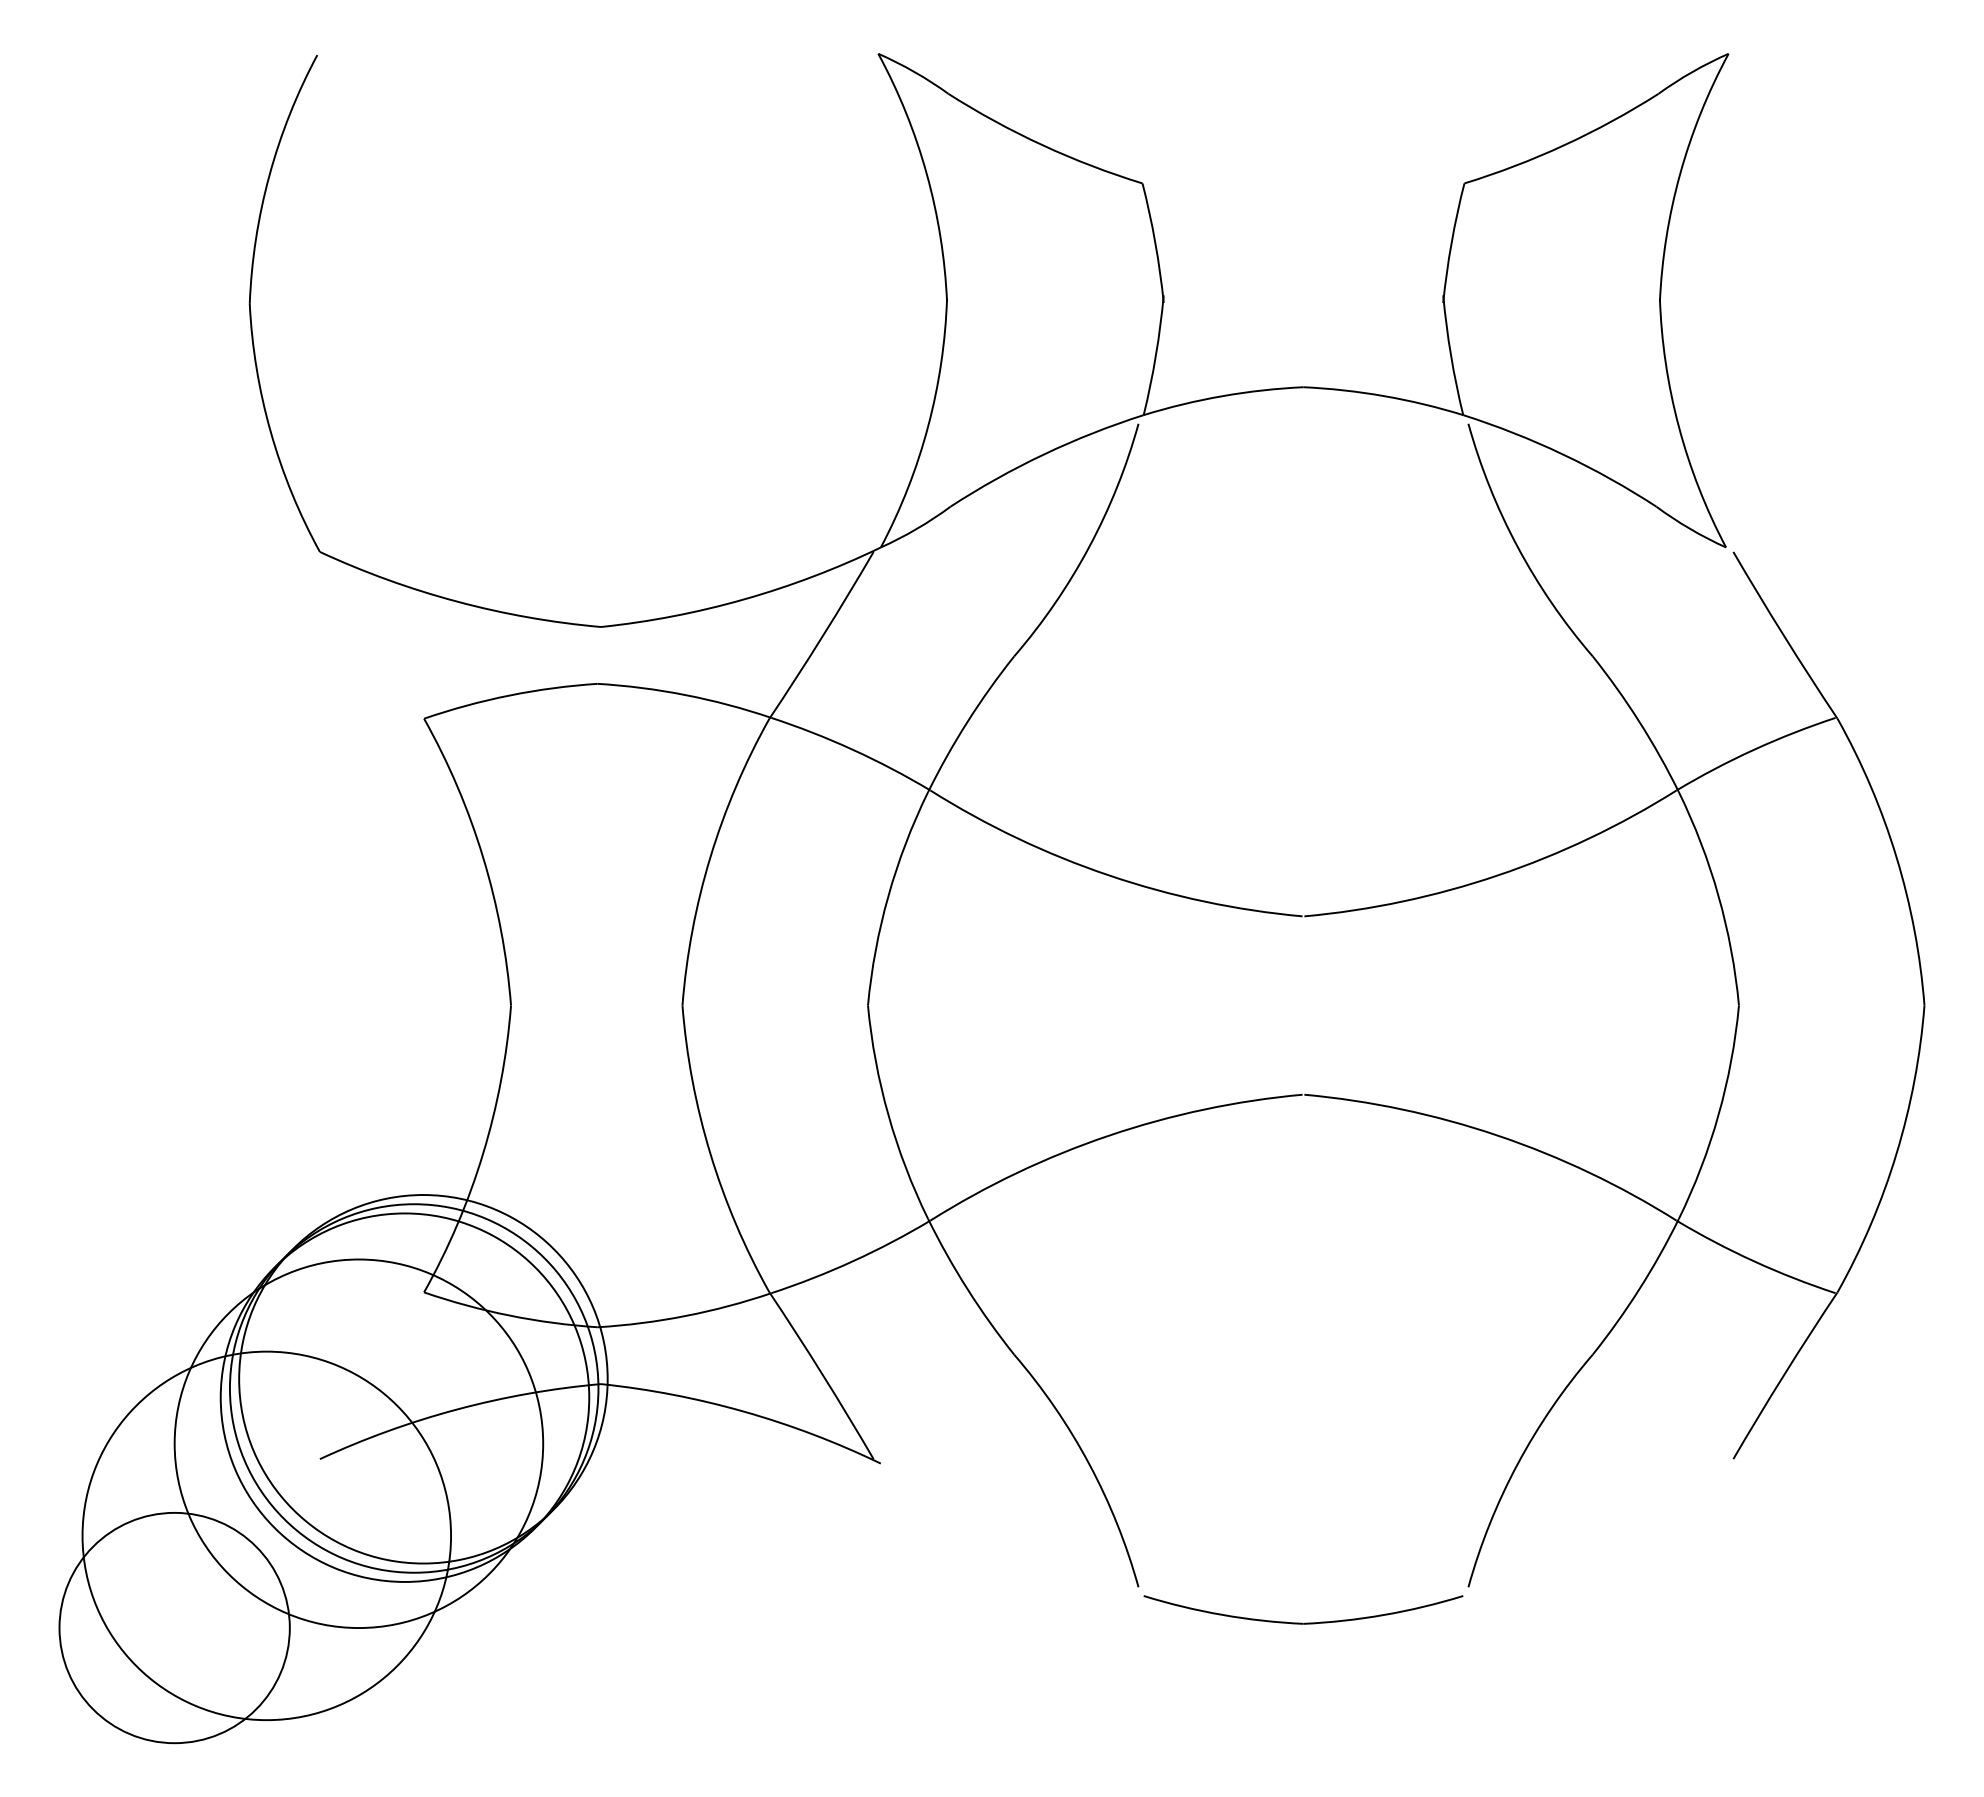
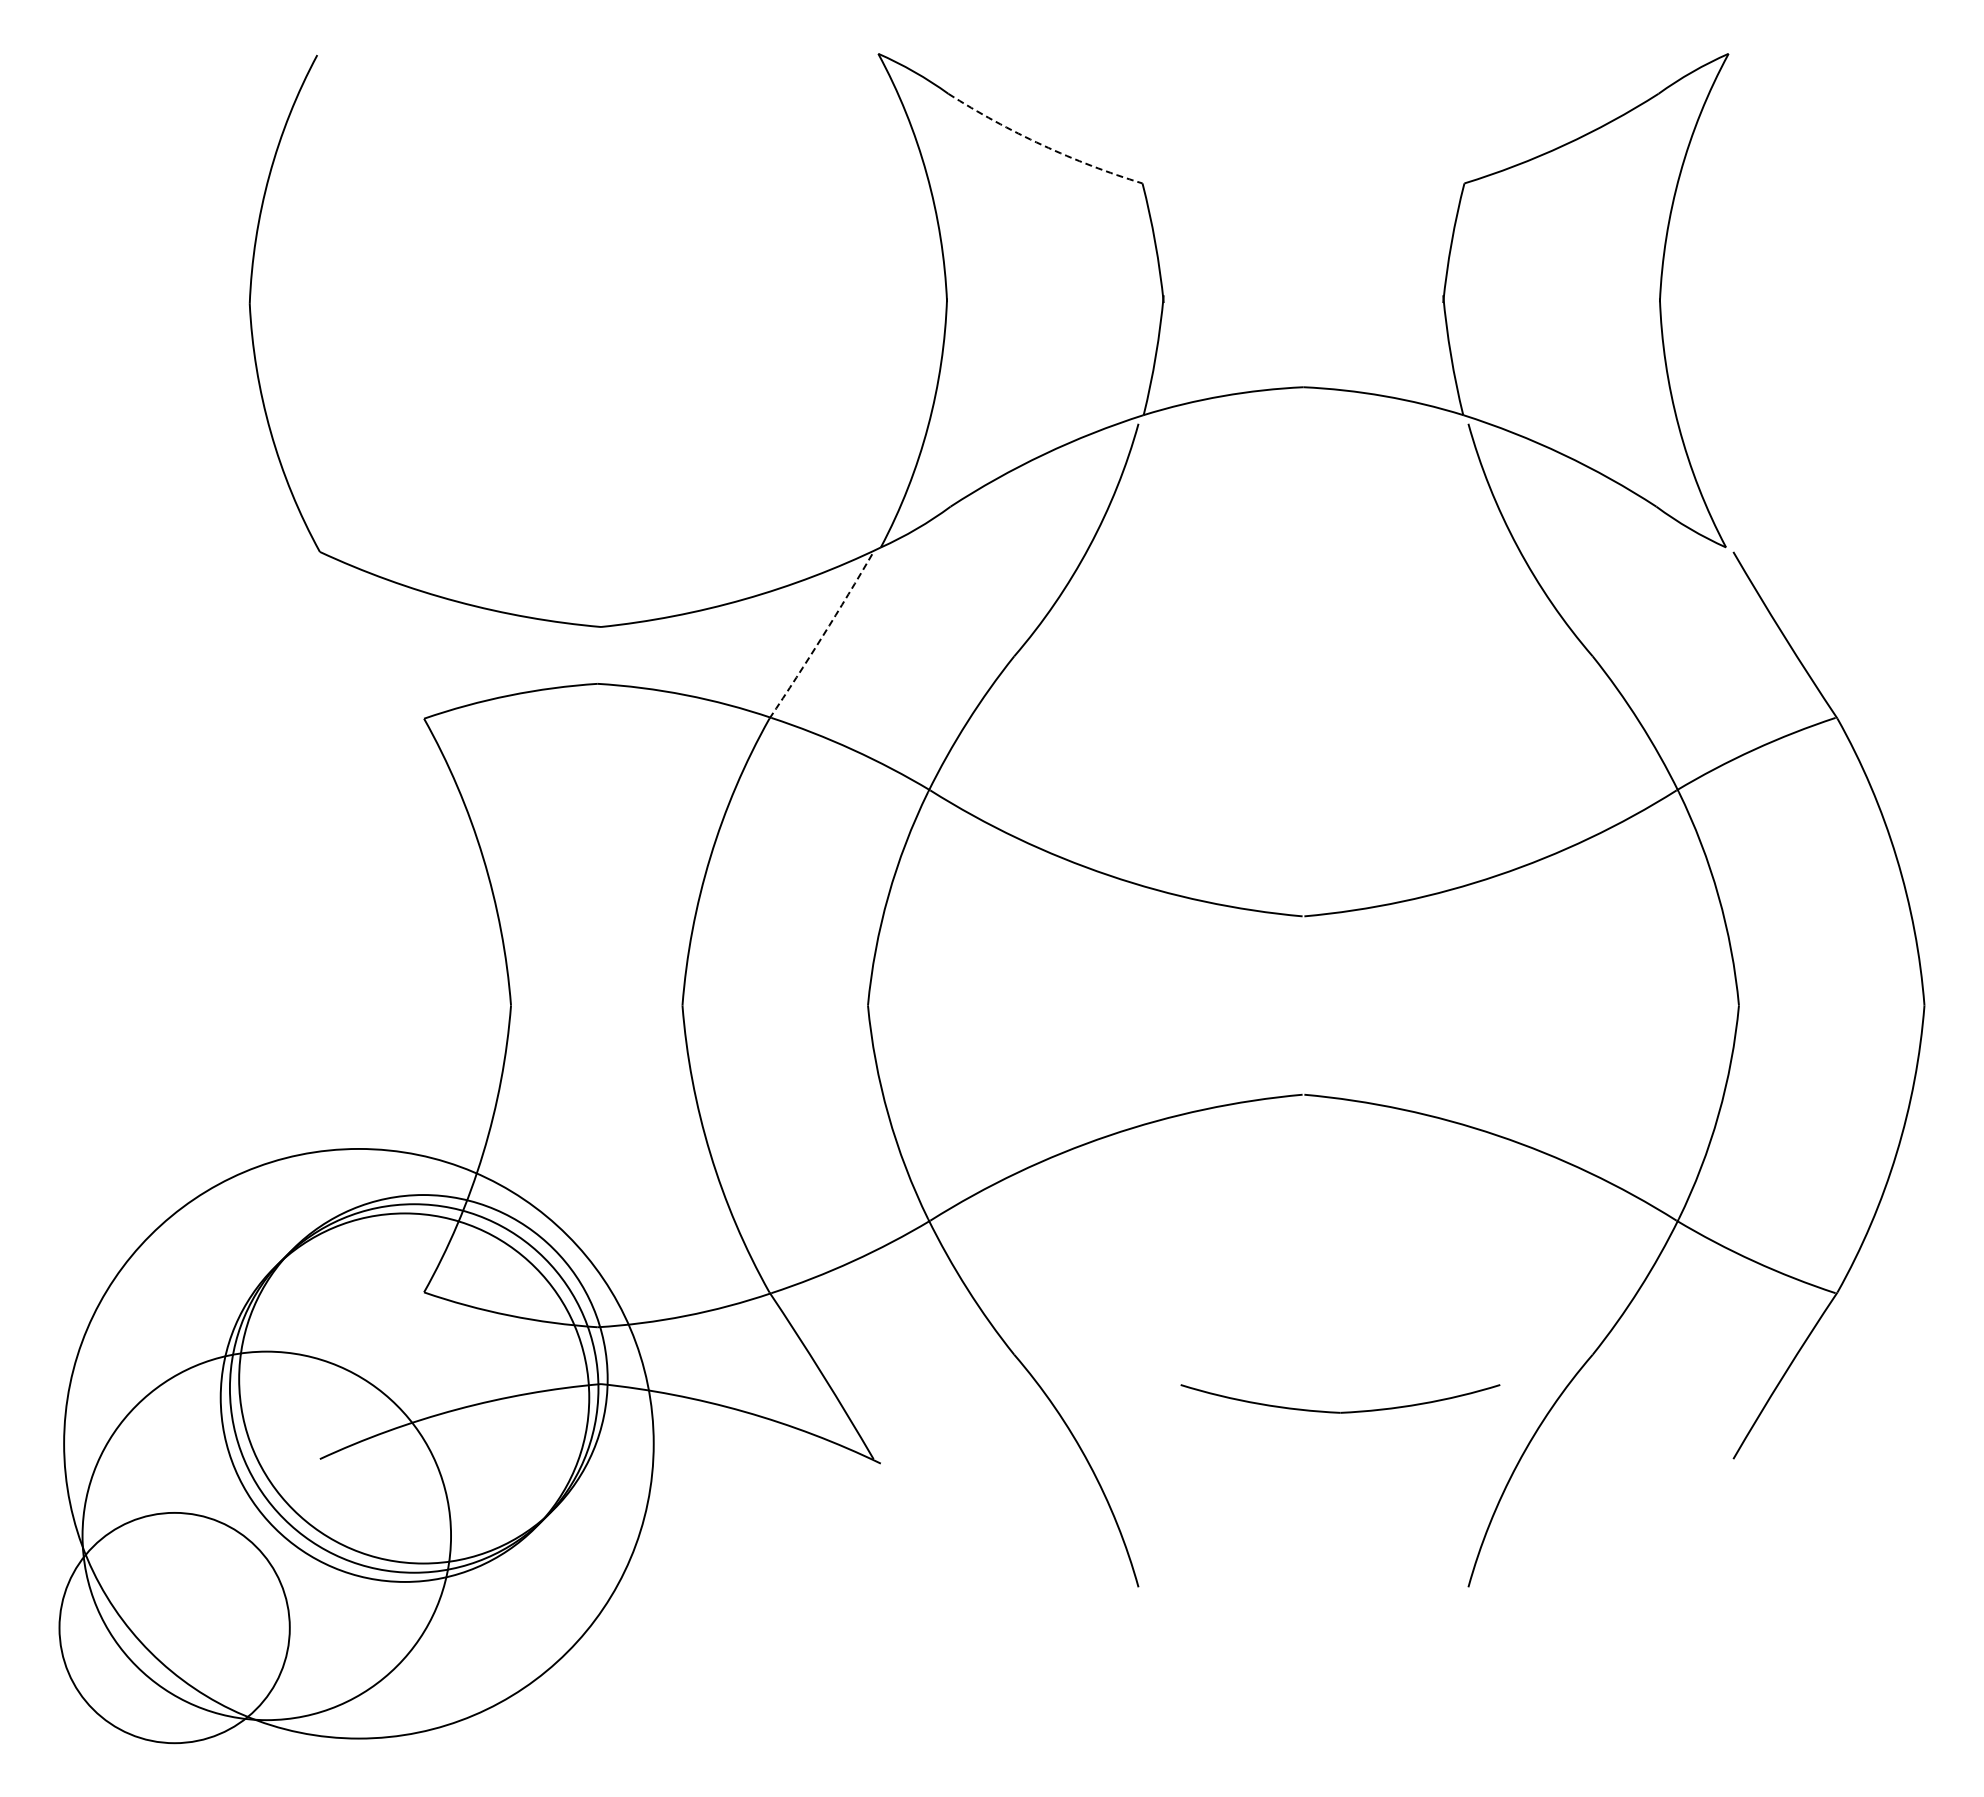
arc: solid -> dashed (1042, 145)
arc: solid -> dashed (822, 636)
circle diameter: 369 px -> 590 px (358, 1443)
part position: (1302, 1622) -> (1339, 1411) (1339, 1411)
